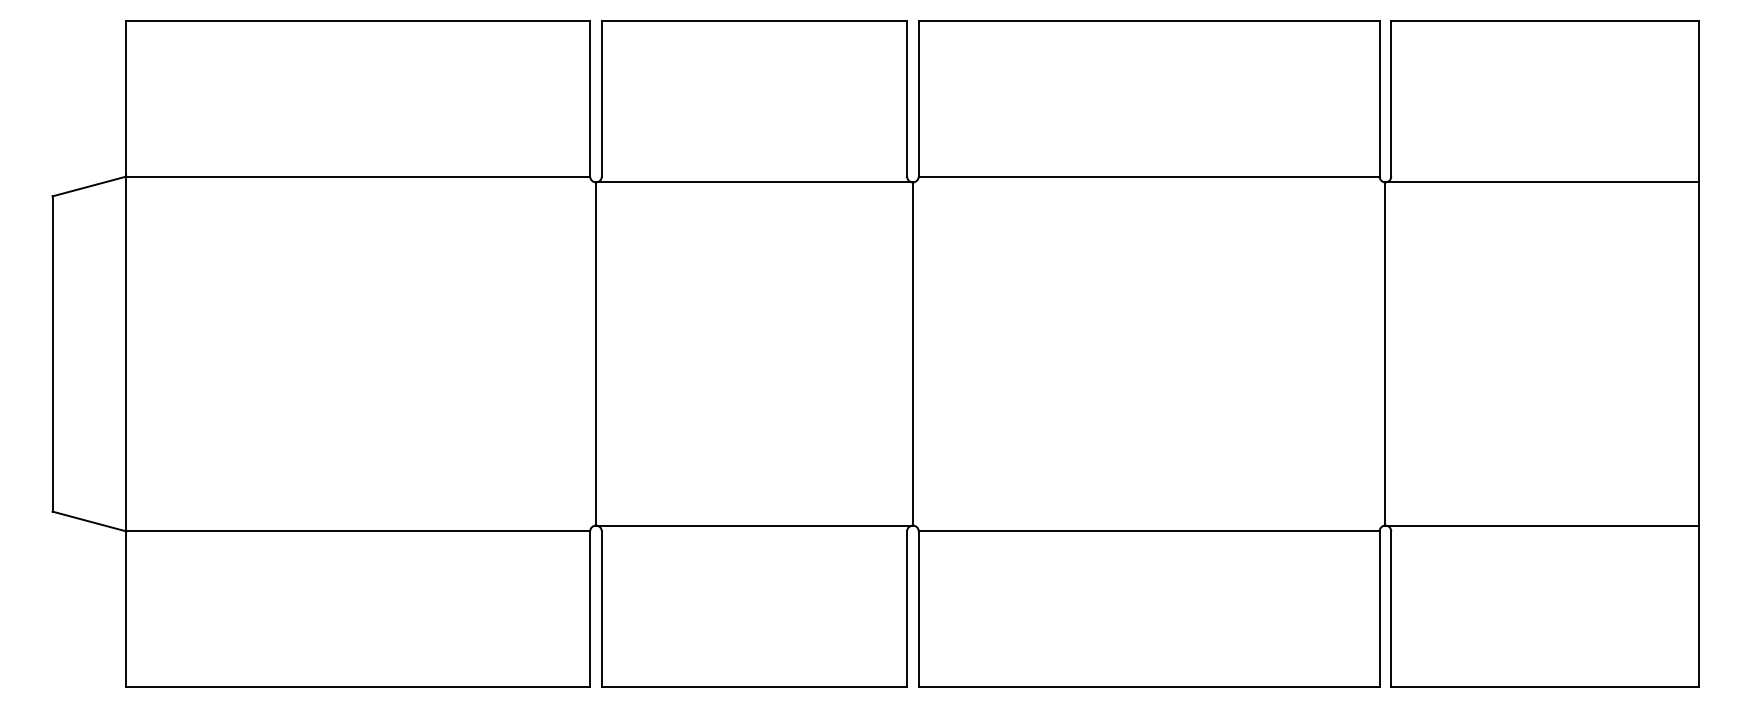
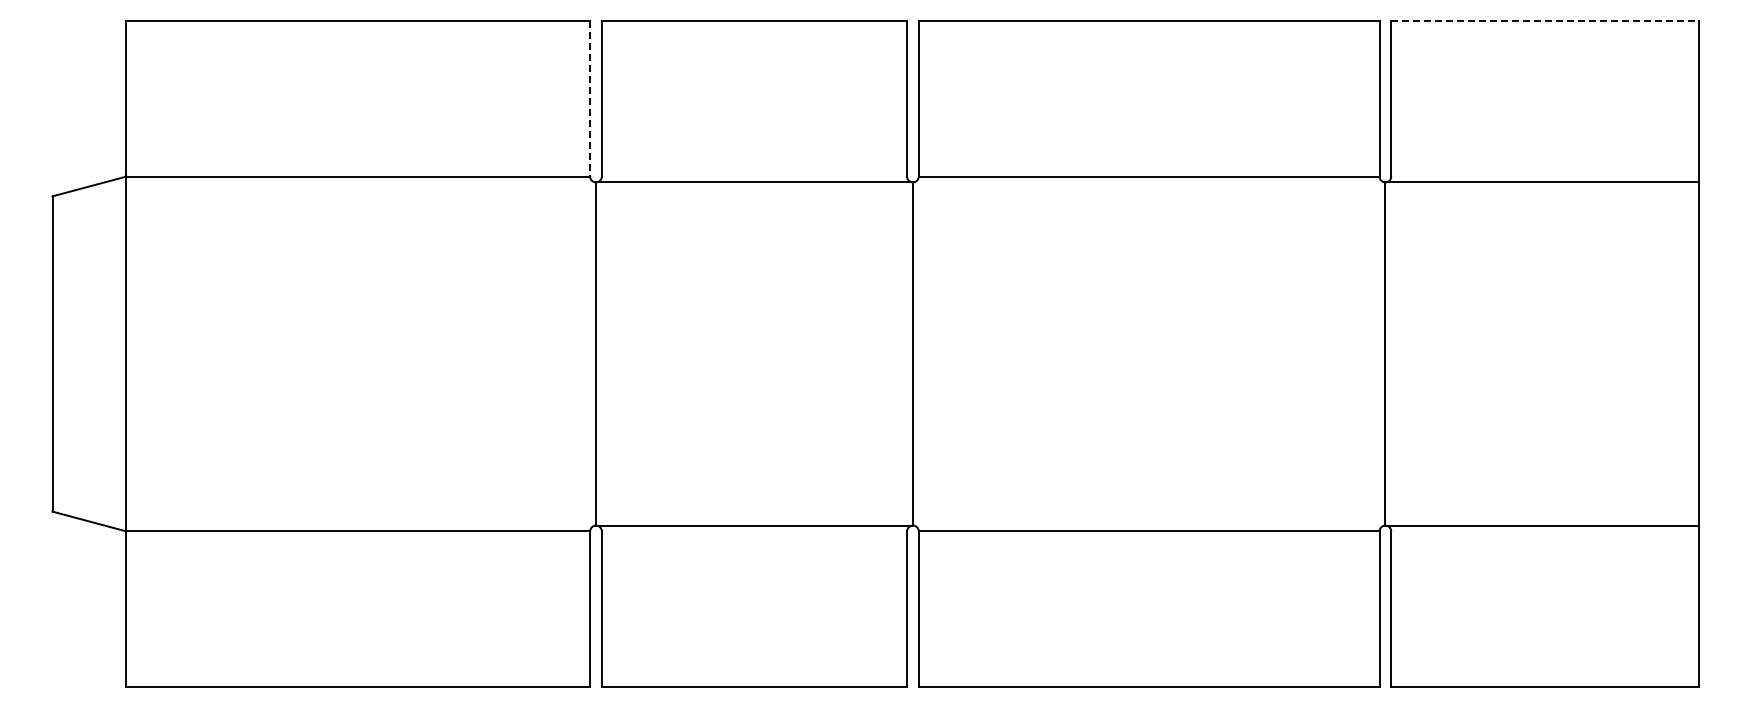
line: solid -> dashed (1545, 21)
line: solid -> dashed (590, 98)
